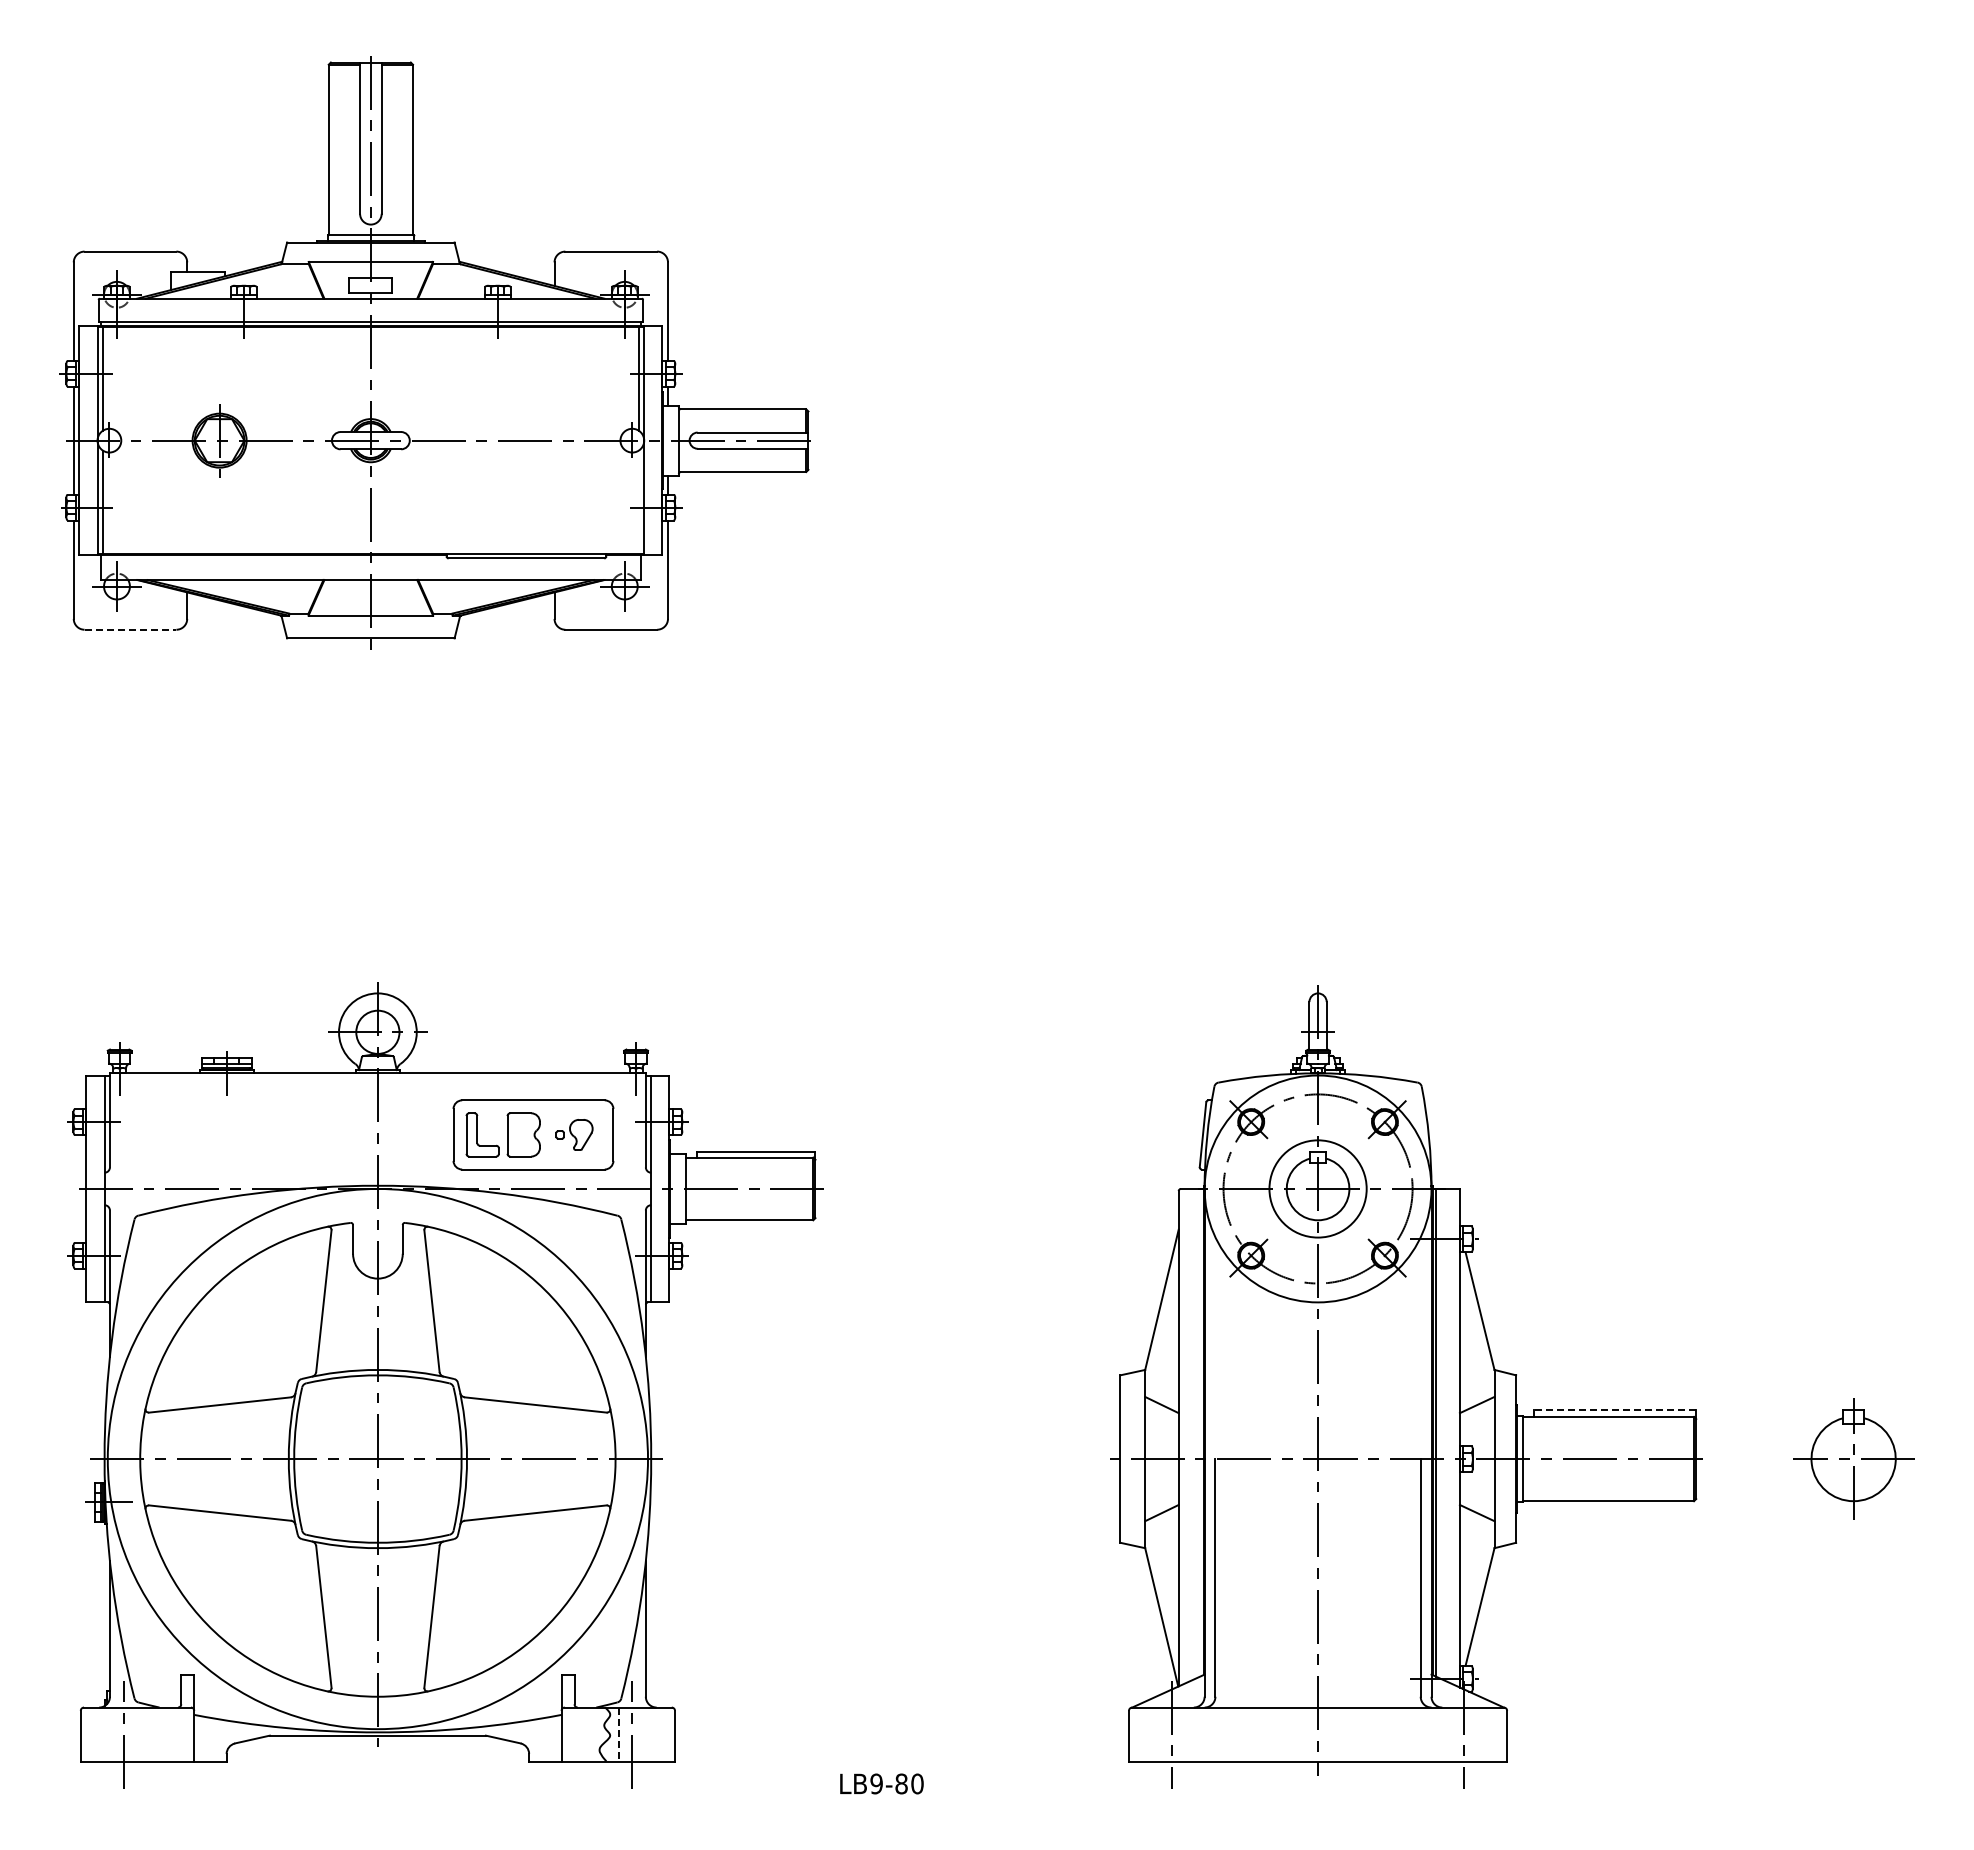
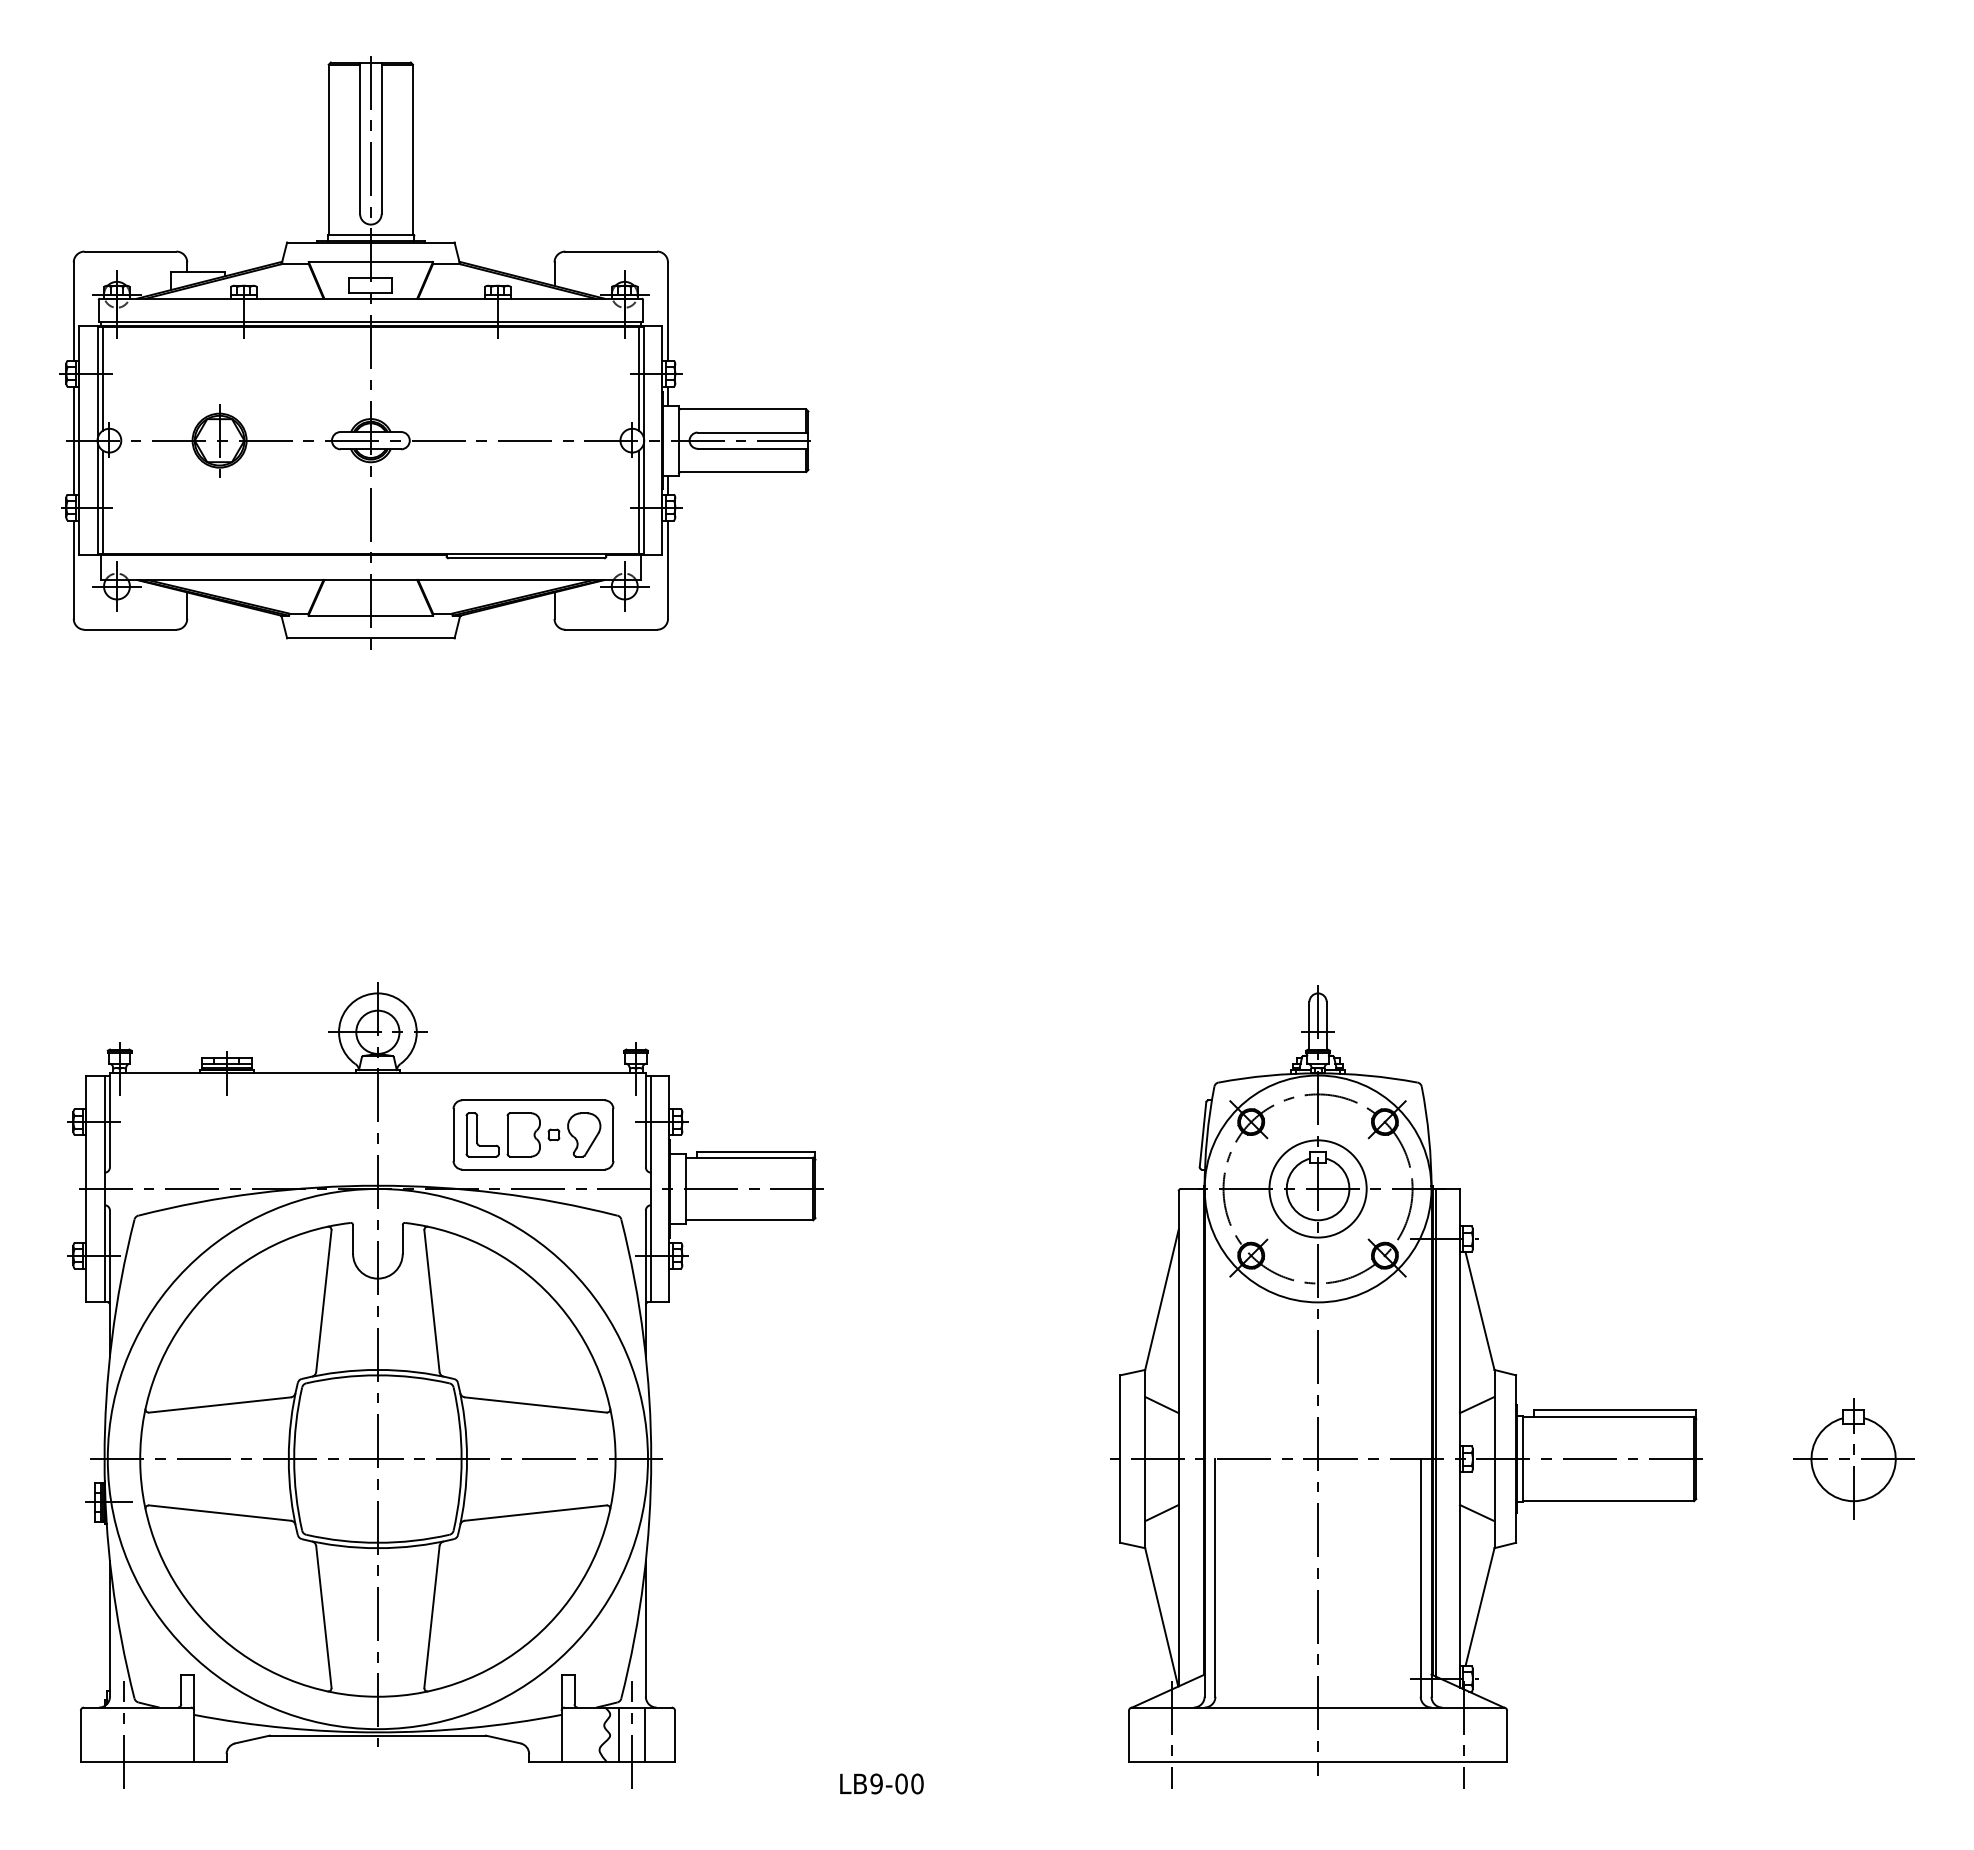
line: none -> present (638, 502)
line: dashed -> solid (130, 629)
part size: 39x32 px -> 55x46 px (574, 1134)
line: dashed -> solid (1614, 1410)
line: none -> present (644, 1734)
line: dashed -> solid (618, 1735)
text: LB9-80 -> LB9-00 (901, 1783)
